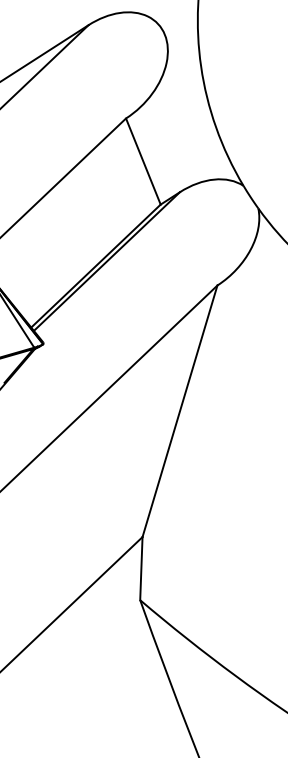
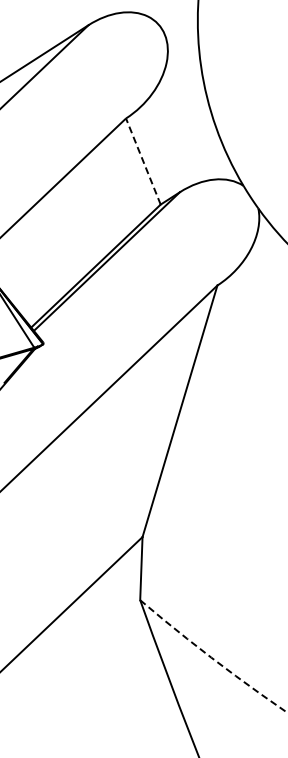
line: solid -> dashed (143, 161)
arc: solid -> dashed (212, 658)
